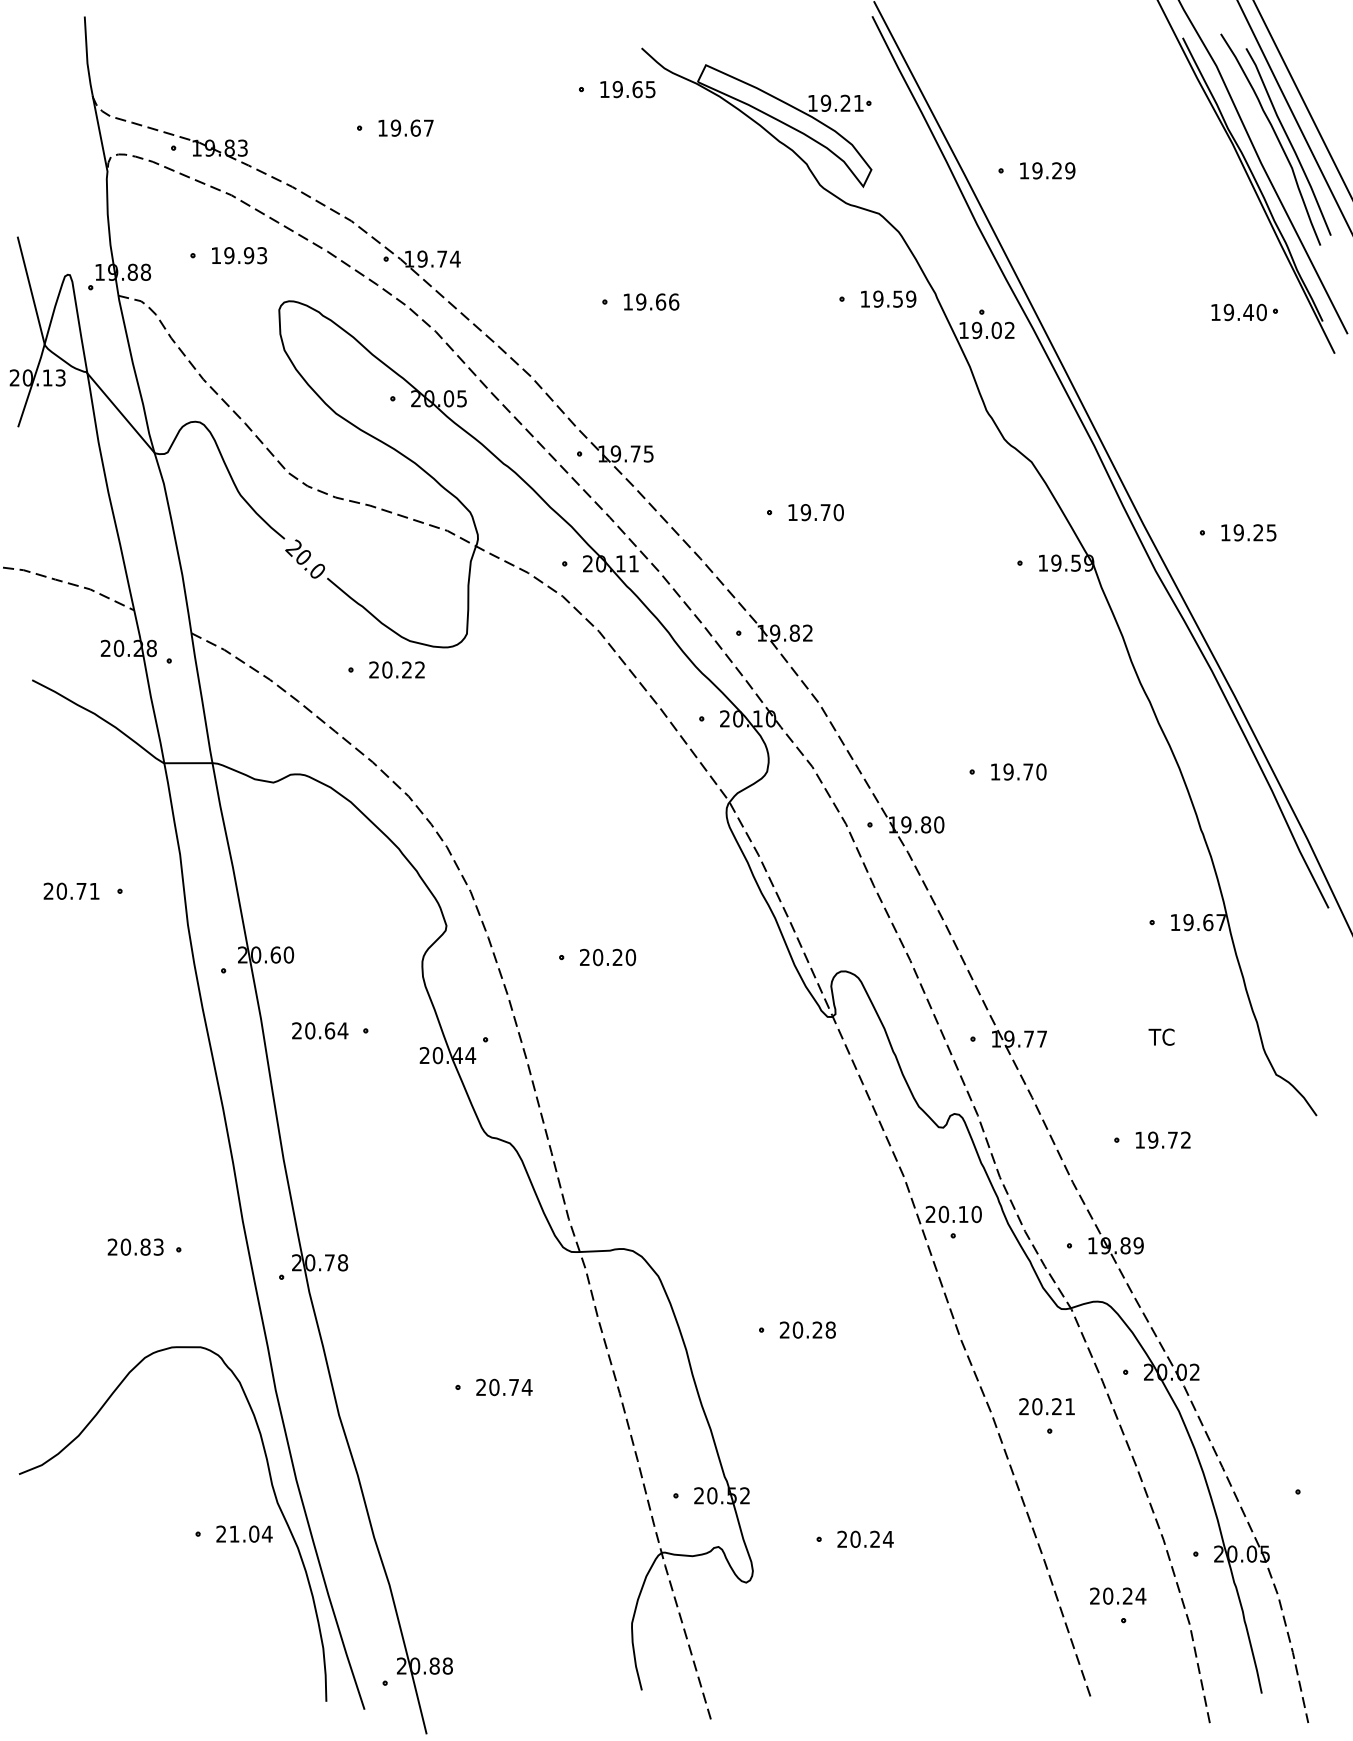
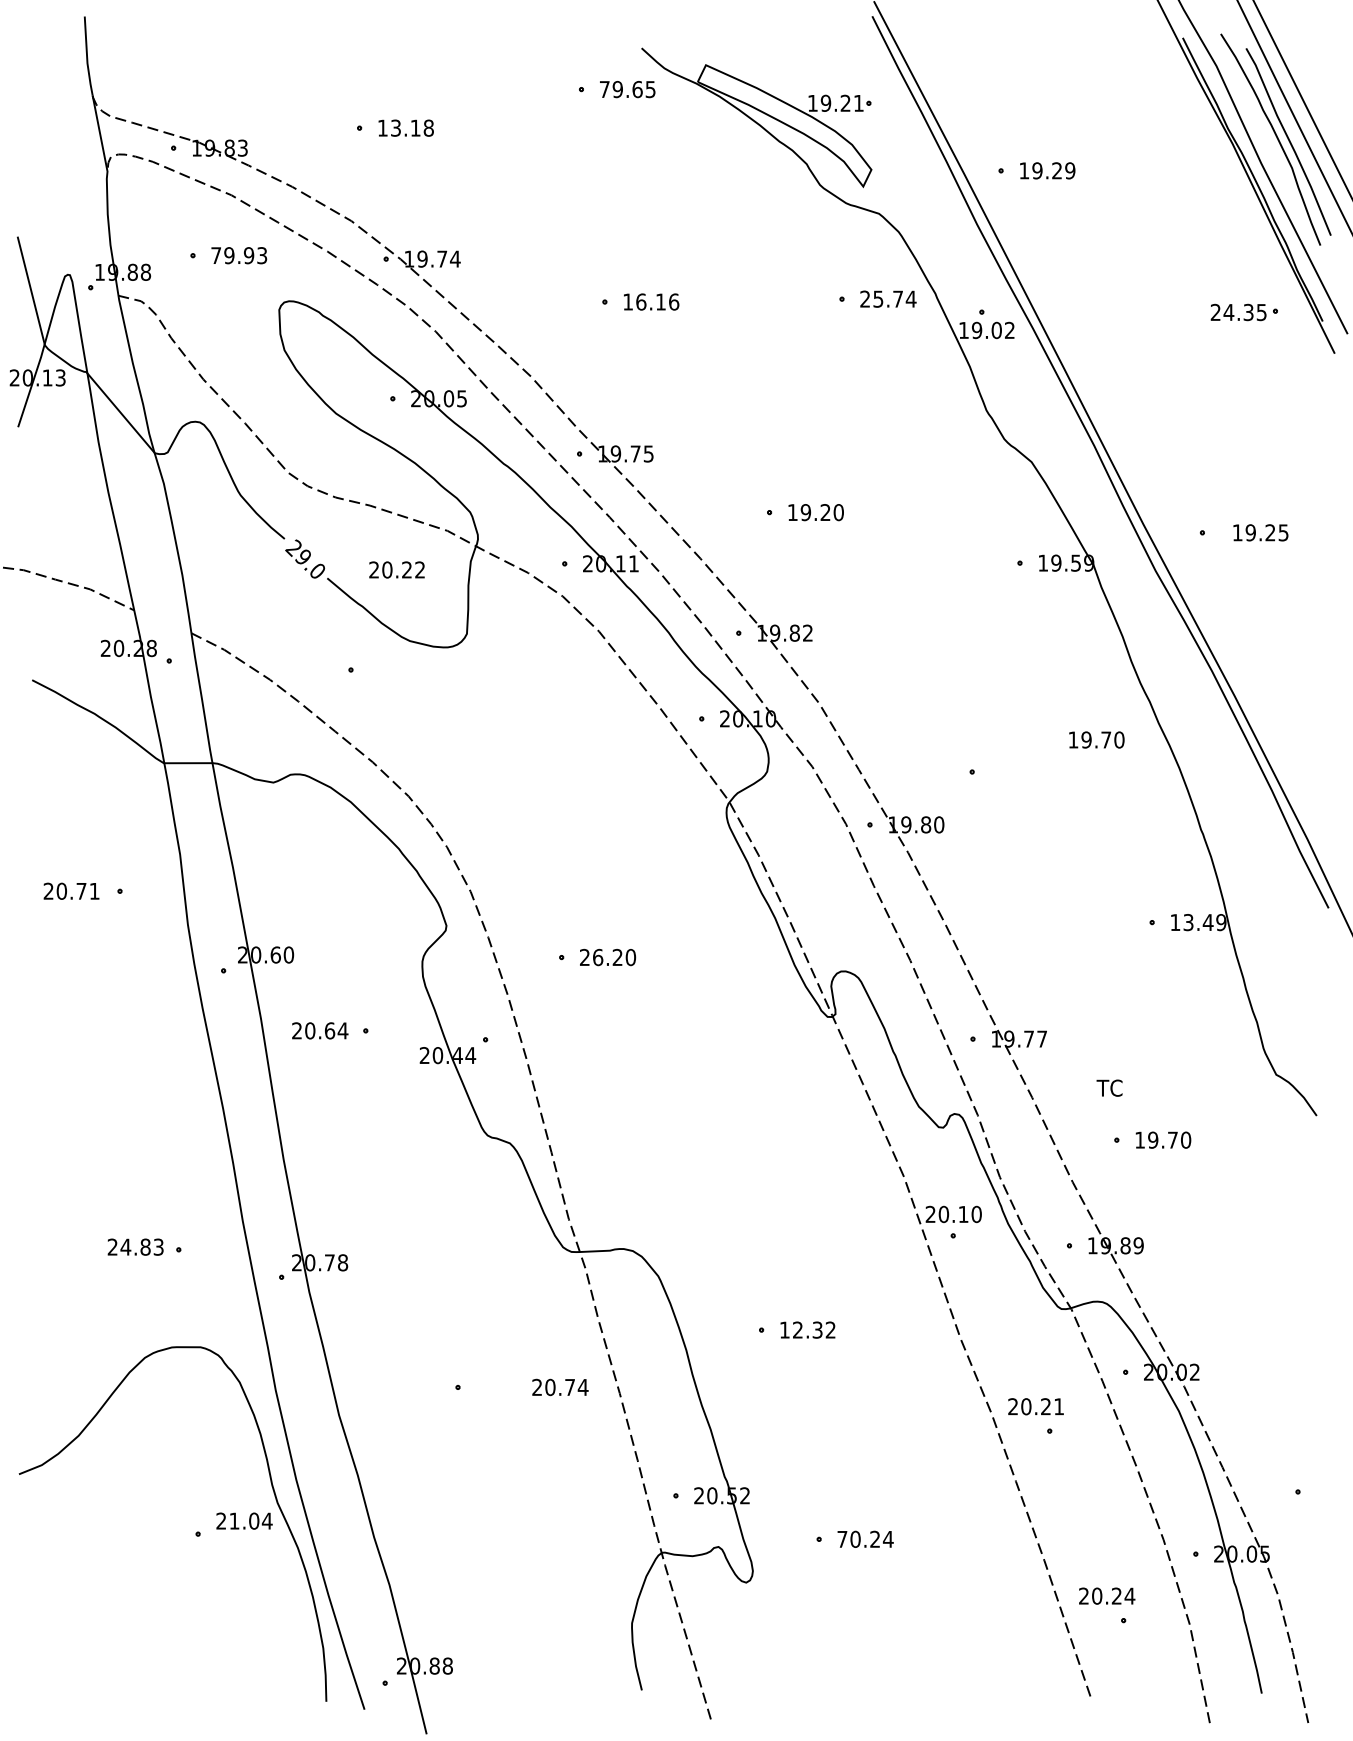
text: 19.65 -> 79.65 (604, 89)
text: 19.67 -> 13.18 (411, 127)
text: 19.93 -> 79.93 (215, 255)
text: 19.59 -> 25.74 (888, 298)
text: 19.66 -> 16.16 (651, 301)
text: 19.40 -> 24.35 (1238, 312)
text: 19.70 -> 19.20 (825, 512)
text position: (1248, 532) -> (1260, 532) (1260, 532)
text: 20.0 -> 29.0 (303, 556)
text position: (396, 669) -> (396, 569) (396, 569)
text position: (1018, 771) -> (1096, 739) (1096, 739)
text: 19.67 -> 13.49 (1204, 922)
text: 20.20 -> 26.20 (598, 956)
text position: (1161, 1036) -> (1109, 1087) (1109, 1087)
text: 19.72 -> 19.70 (1186, 1139)
text: 20.83 -> 24.83 (125, 1246)
text: 20.28 -> 12.32 (807, 1329)
text position: (504, 1387) -> (560, 1387) (560, 1387)
text position: (1046, 1406) -> (1035, 1406) (1035, 1406)
text position: (244, 1533) -> (244, 1520) (244, 1520)
text: 20.24 -> 70.24 (842, 1538)
text position: (1118, 1595) -> (1107, 1595) (1107, 1595)
